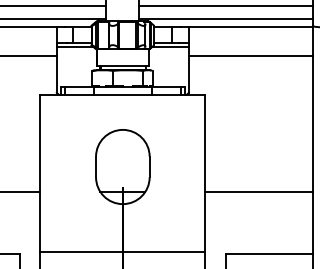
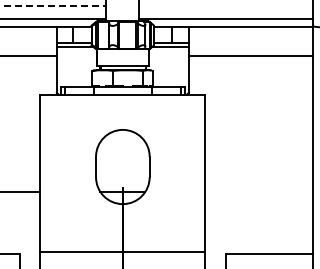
line: solid -> dashed (53, 6)
line: present -> none (225, 6)
line: present -> none (258, 191)
